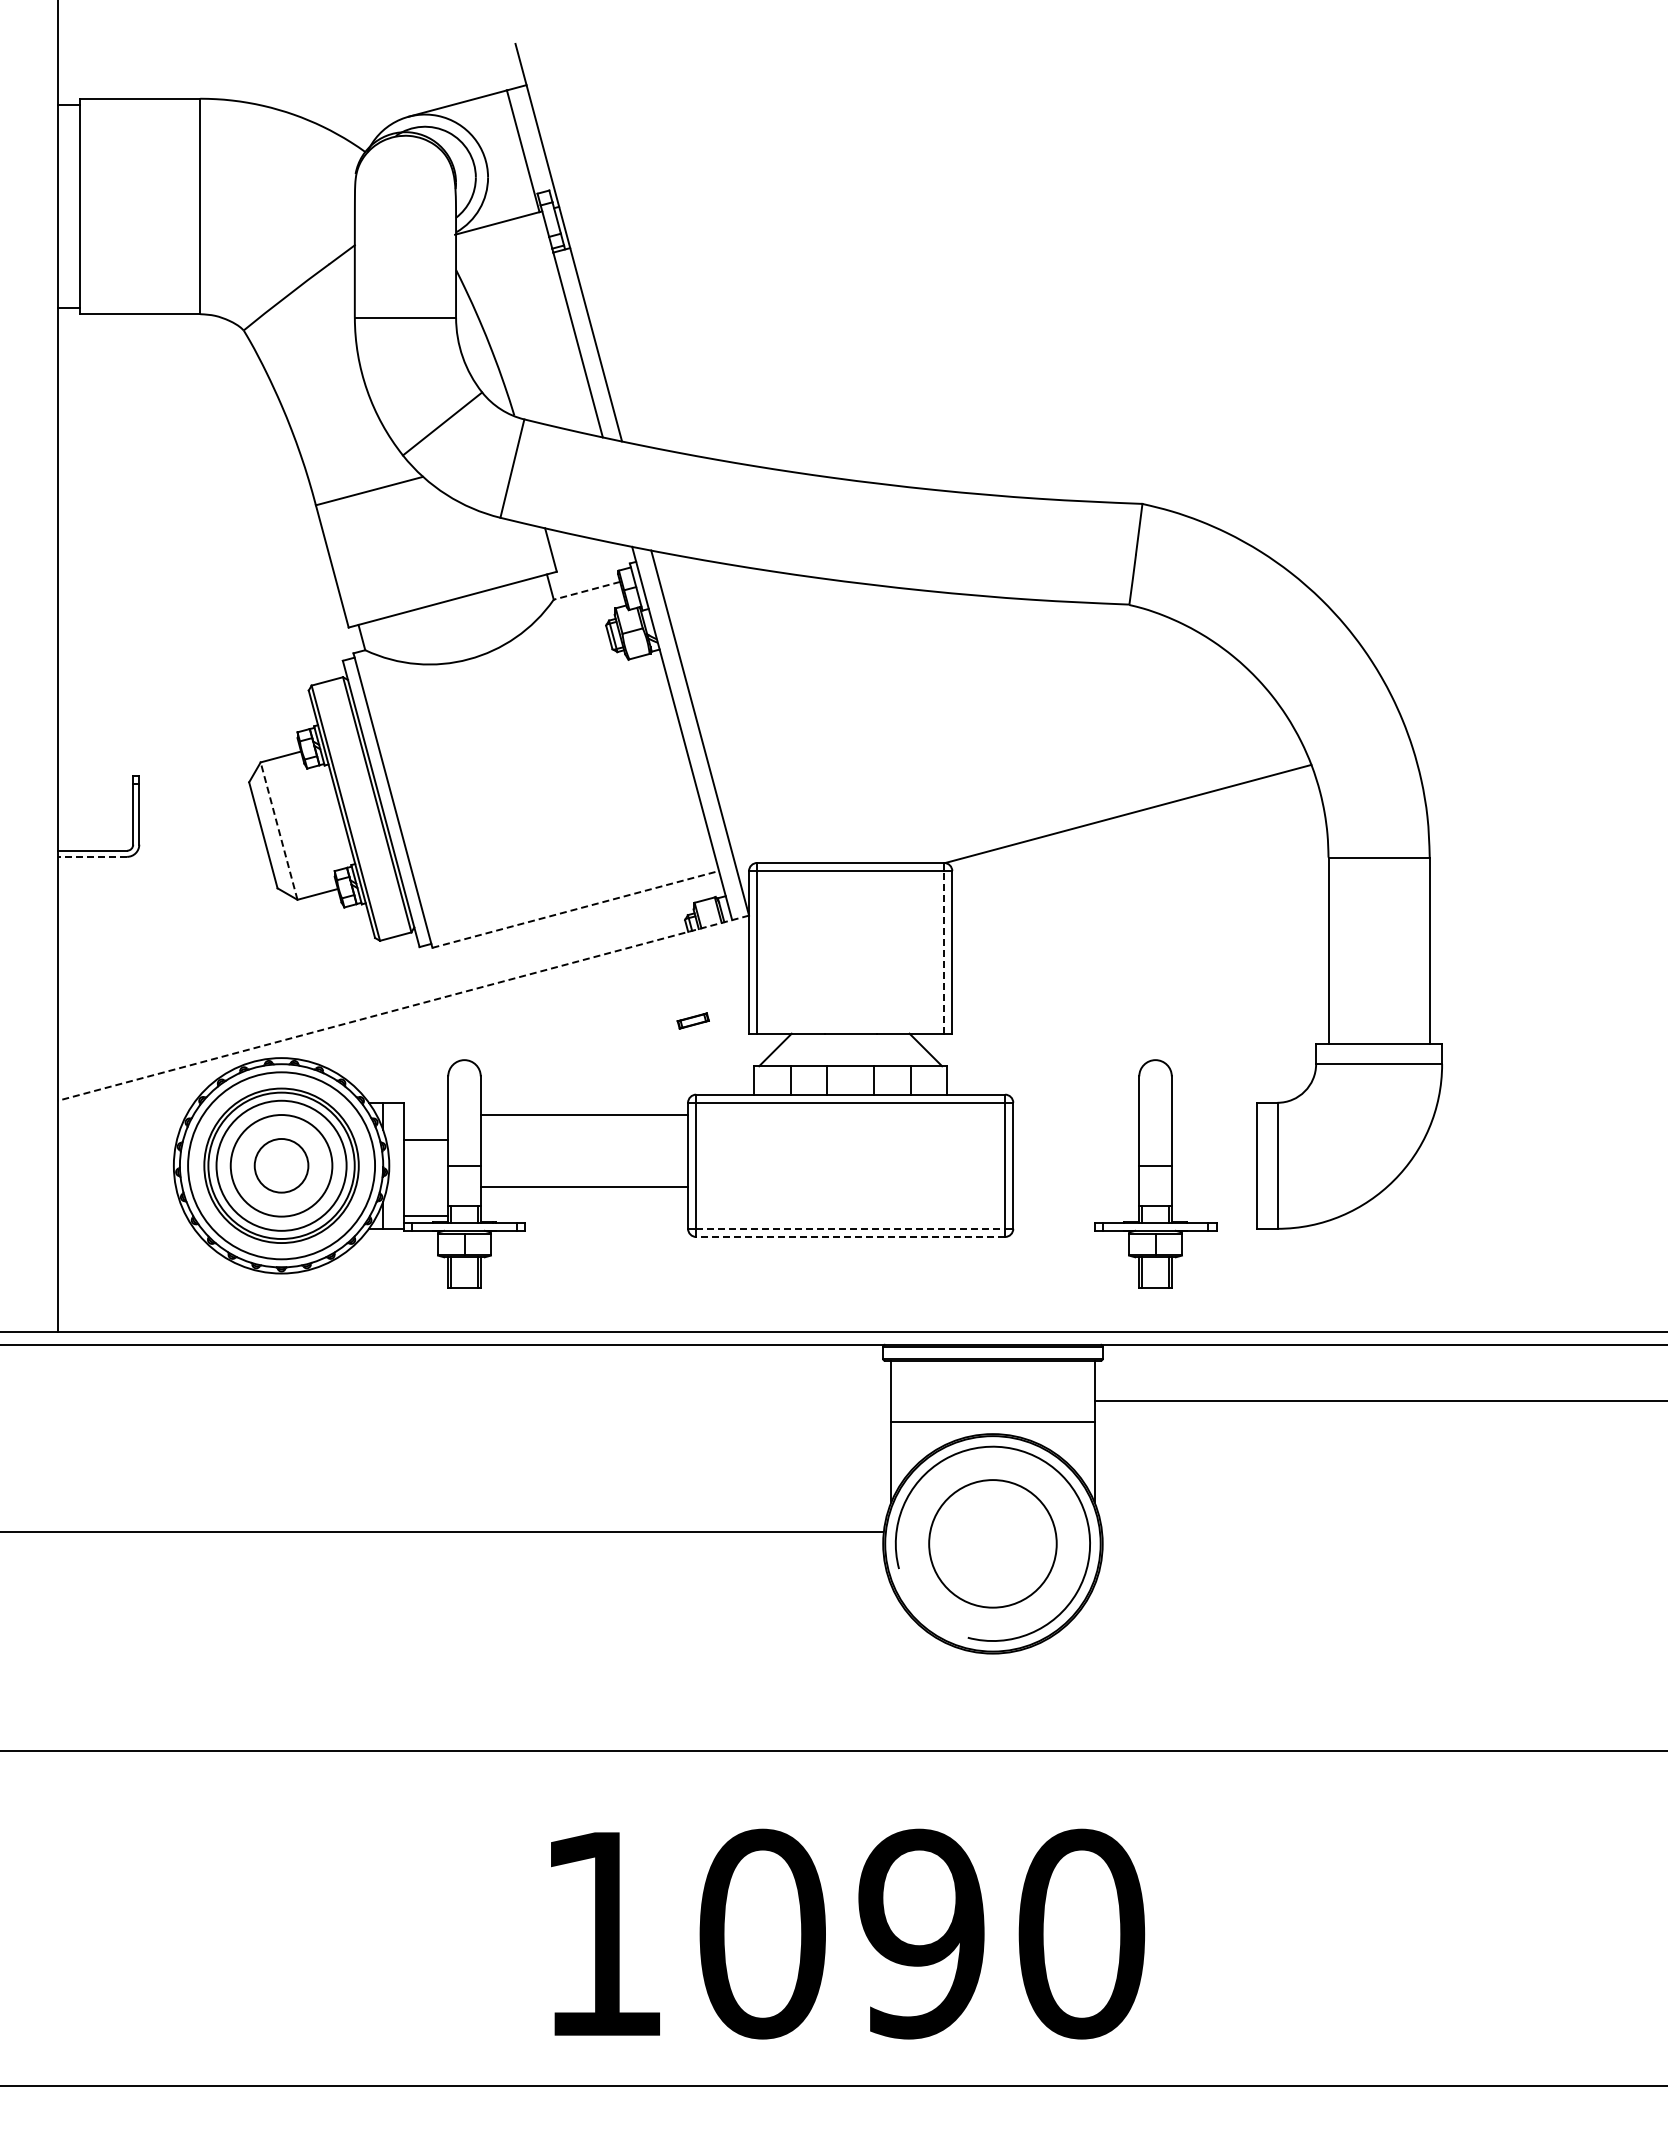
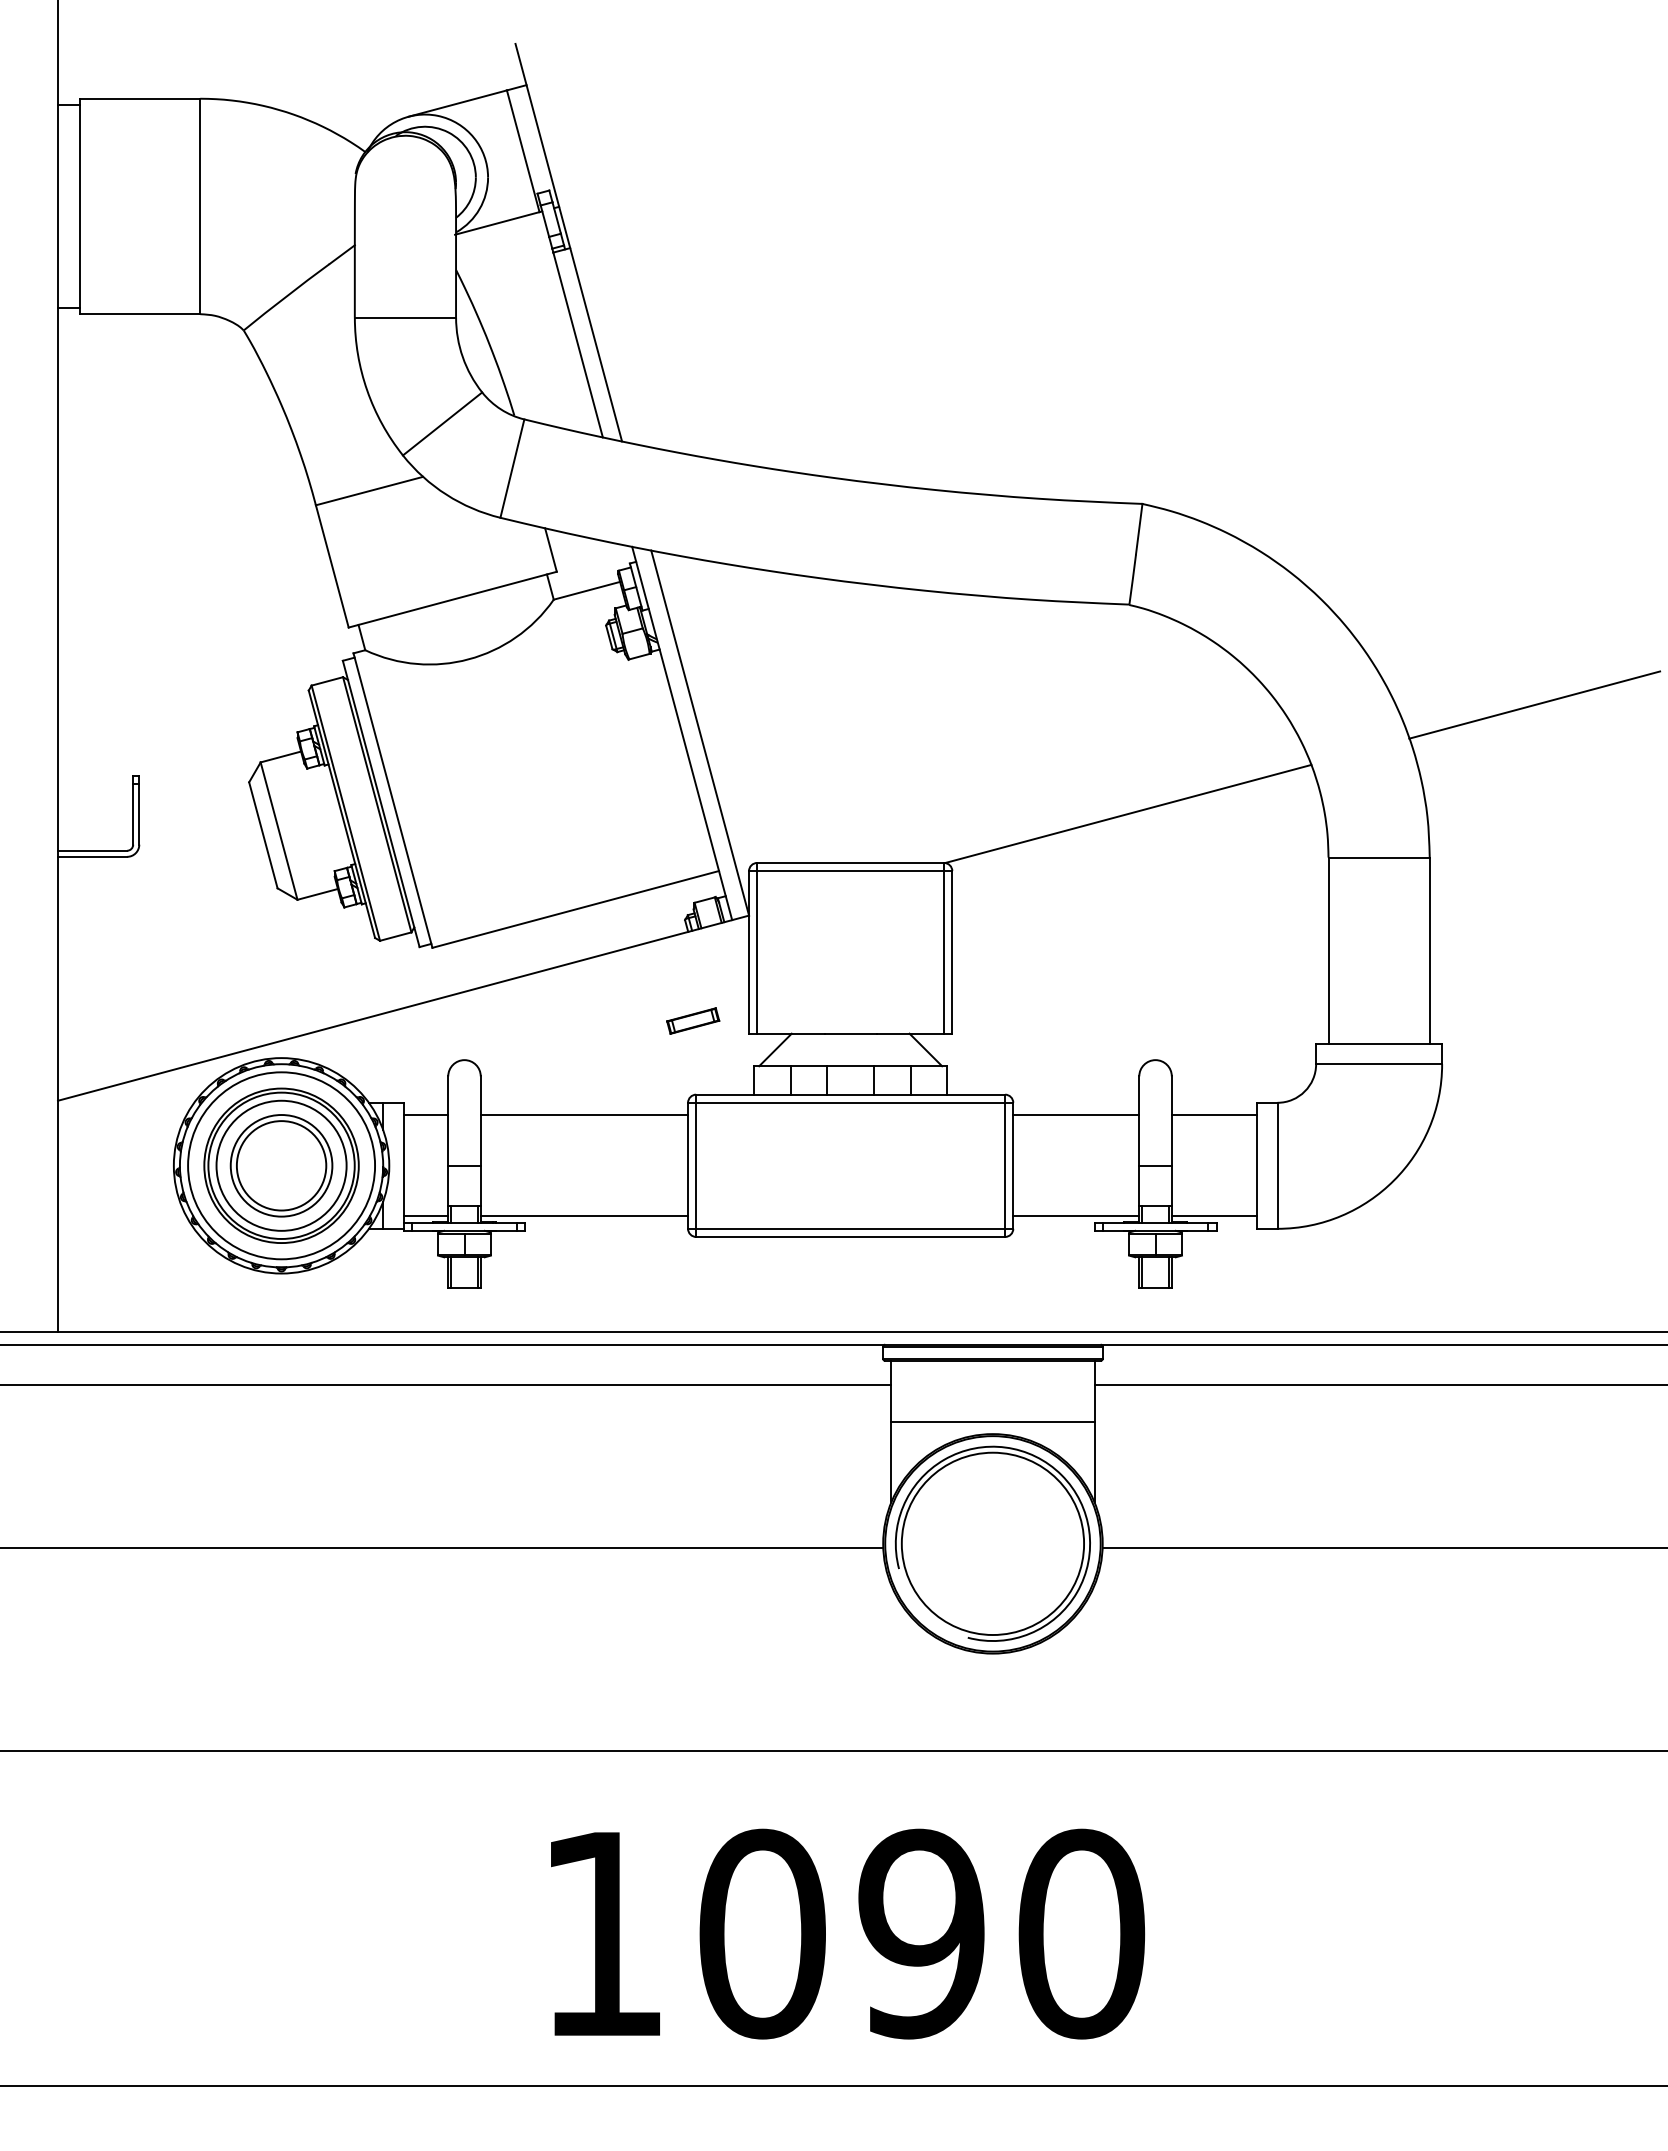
line: dashed -> solid (586, 590)
line: none -> present (1534, 704)
line: dashed -> solid (278, 830)
line: dashed -> solid (92, 856)
line: dashed -> solid (576, 909)
line: dashed -> solid (944, 951)
line: dashed -> solid (403, 1008)
part size: 34x18 px -> 55x28 px (693, 1020)
line: none -> present (1076, 1115)
line: none -> present (1214, 1115)
line position: (425, 1140) -> (425, 1115) (425, 1115)
circle diameter: 54 px -> 89 px (281, 1165)
line position: (584, 1187) -> (584, 1216) (584, 1216)
line: none -> present (1076, 1216)
line: none -> present (1214, 1216)
line: dashed -> solid (851, 1228)
line: dashed -> solid (850, 1236)
line: none -> present (446, 1385)
line position: (1379, 1401) -> (1379, 1385) (1379, 1385)
line position: (442, 1531) -> (442, 1547) (442, 1547)
circle diameter: 128 px -> 182 px (992, 1543)
line: none -> present (1383, 1547)
